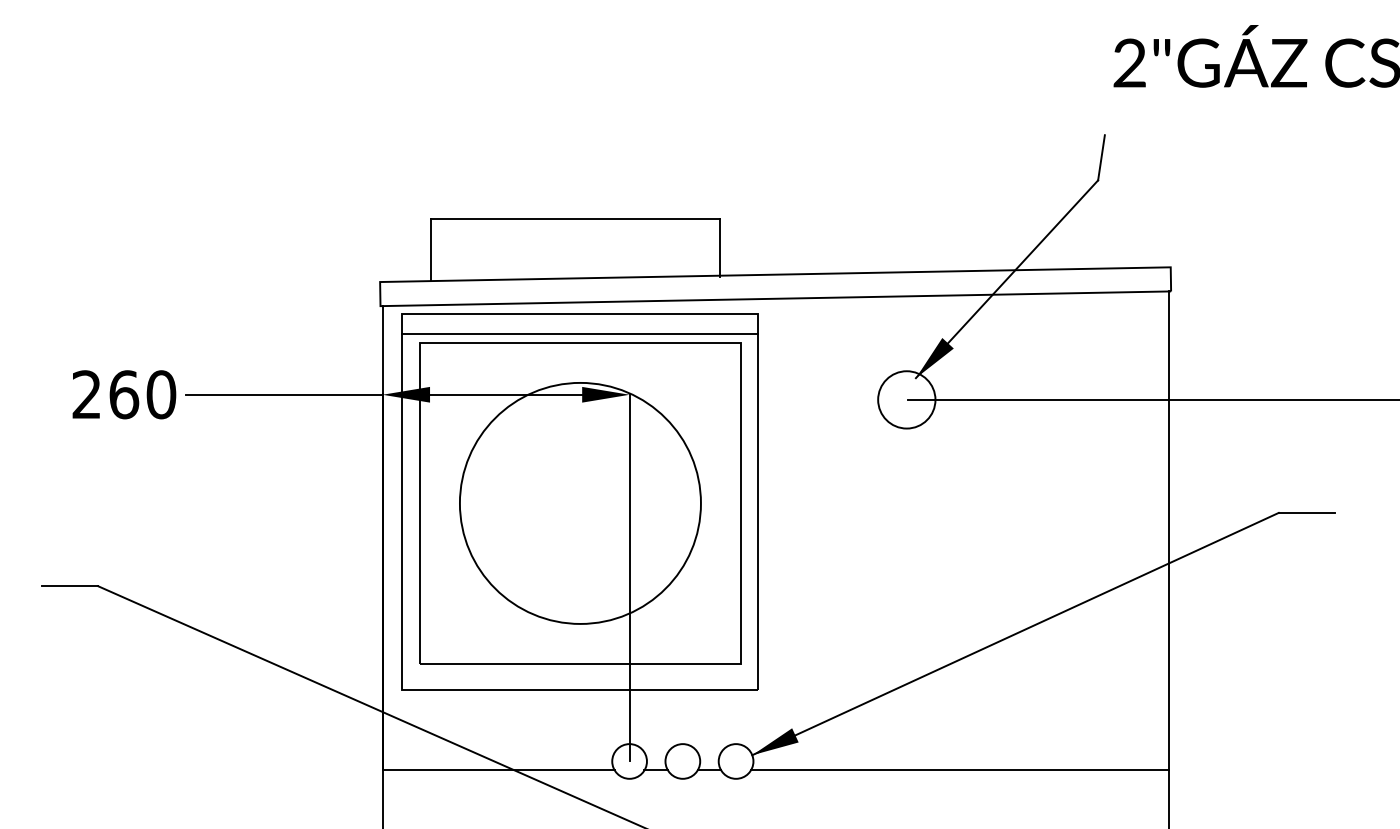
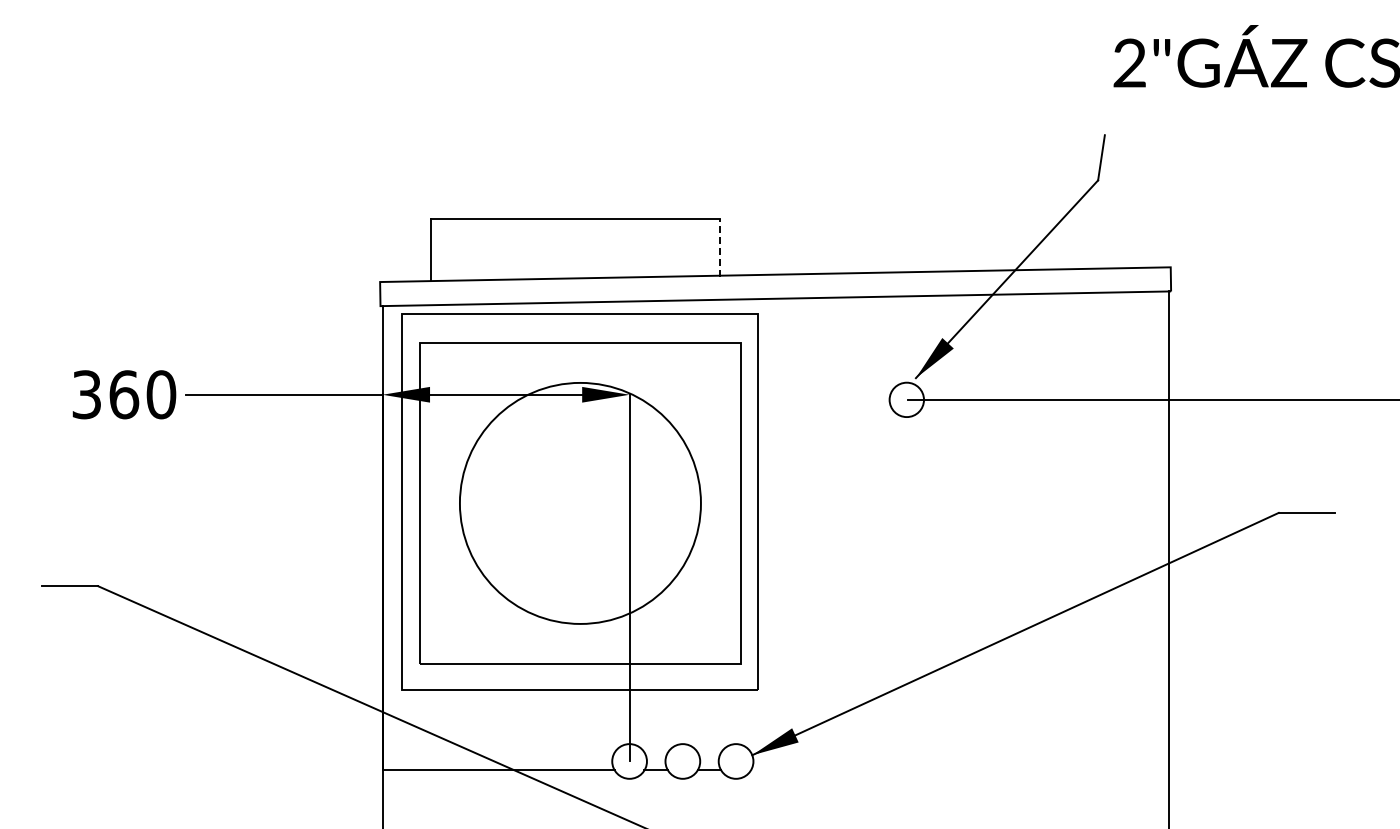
line: solid -> dashed (720, 248)
line: present -> none (580, 334)
text: 260 -> 360 (86, 394)
circle diameter: 57 px -> 34 px (906, 399)
line: present -> none (959, 770)
